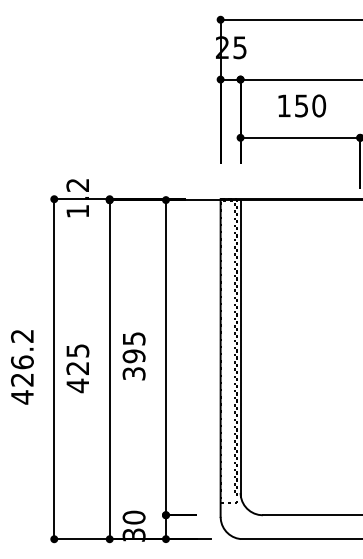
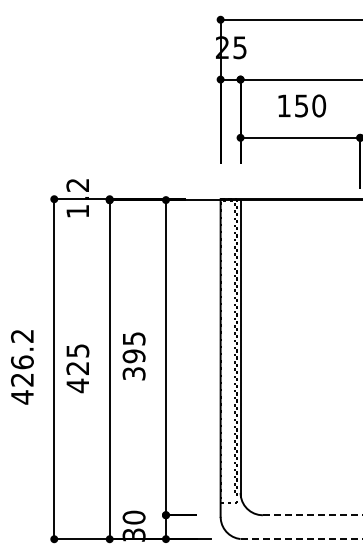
line: solid -> dashed (312, 515)
line: solid -> dashed (301, 539)
